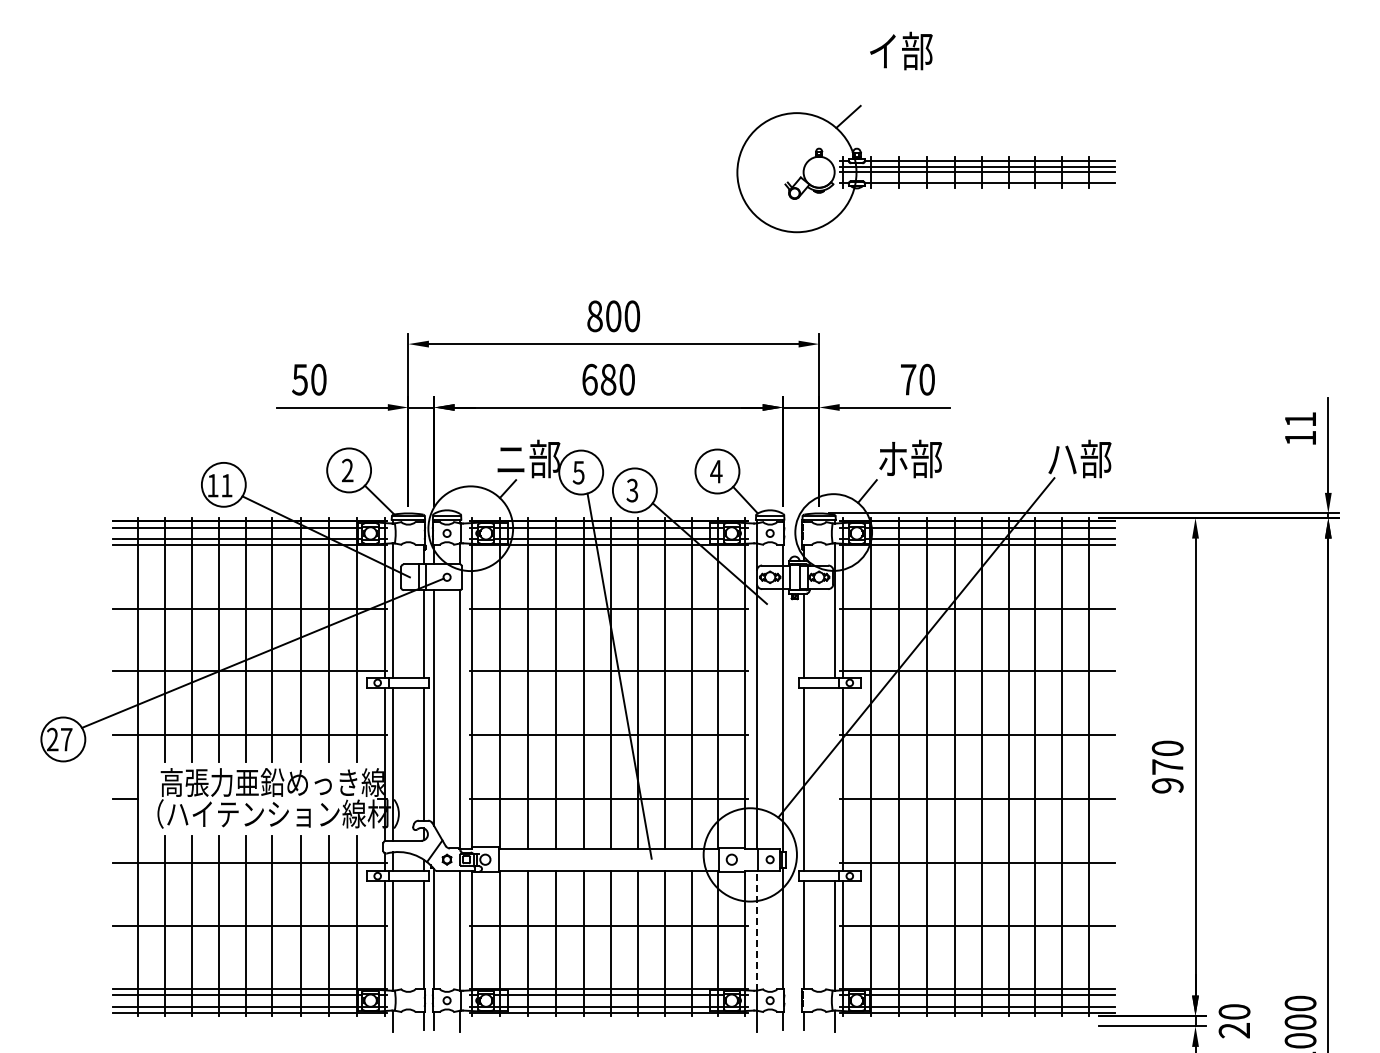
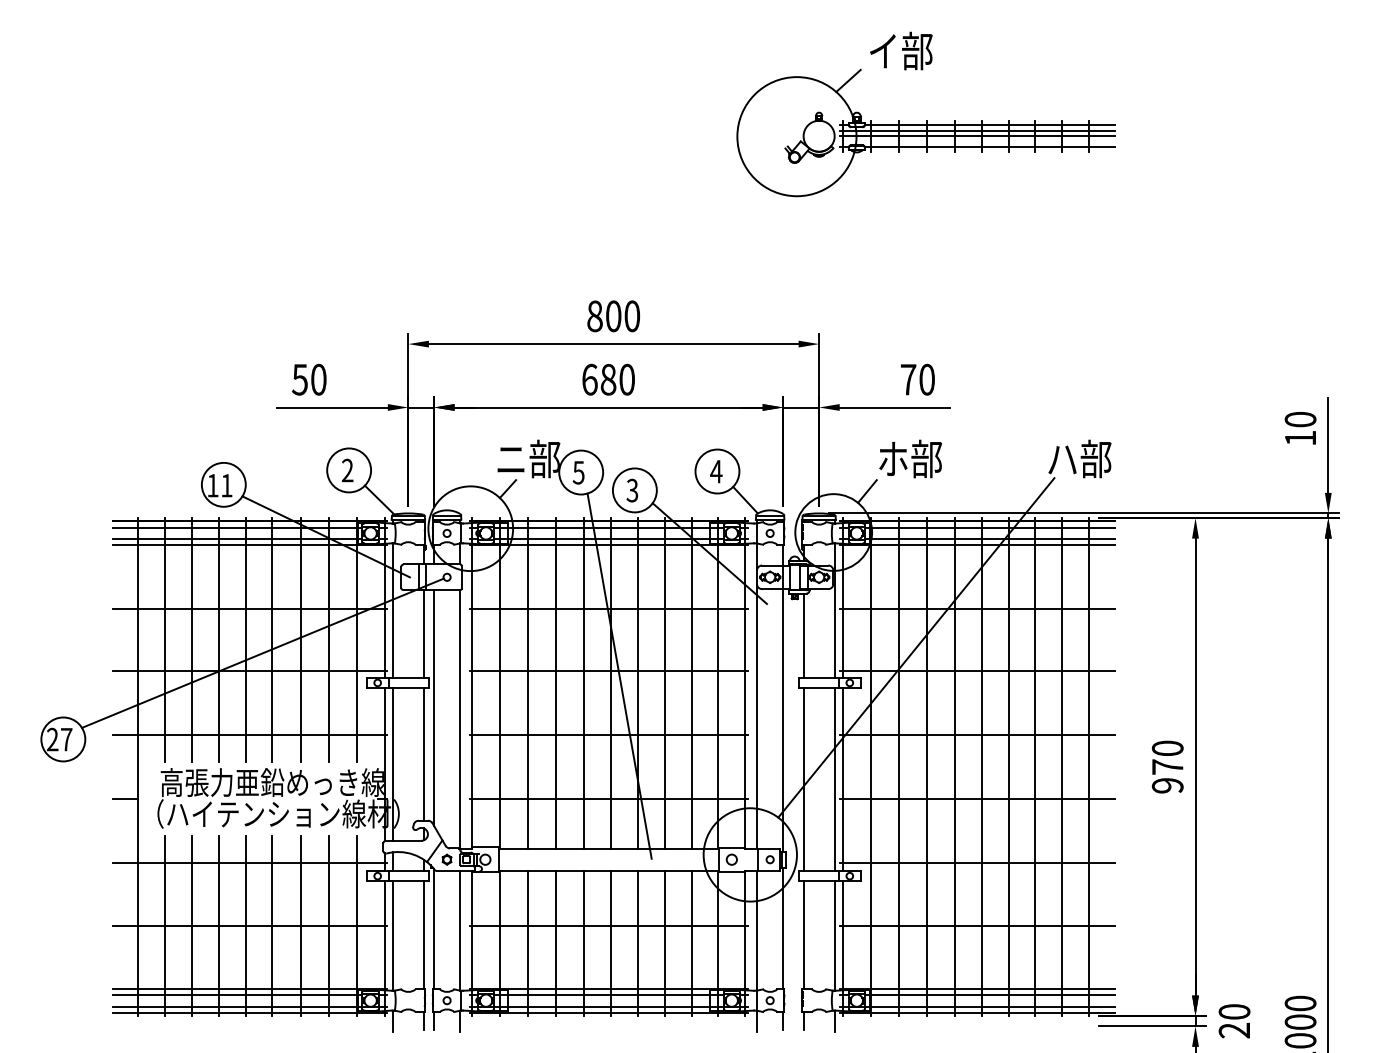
part position: (925, 168) -> (925, 132) (925, 132)
text: 11 -> 10 (1300, 419)
line: none -> present (834, 779)
line: dashed -> solid (757, 930)
